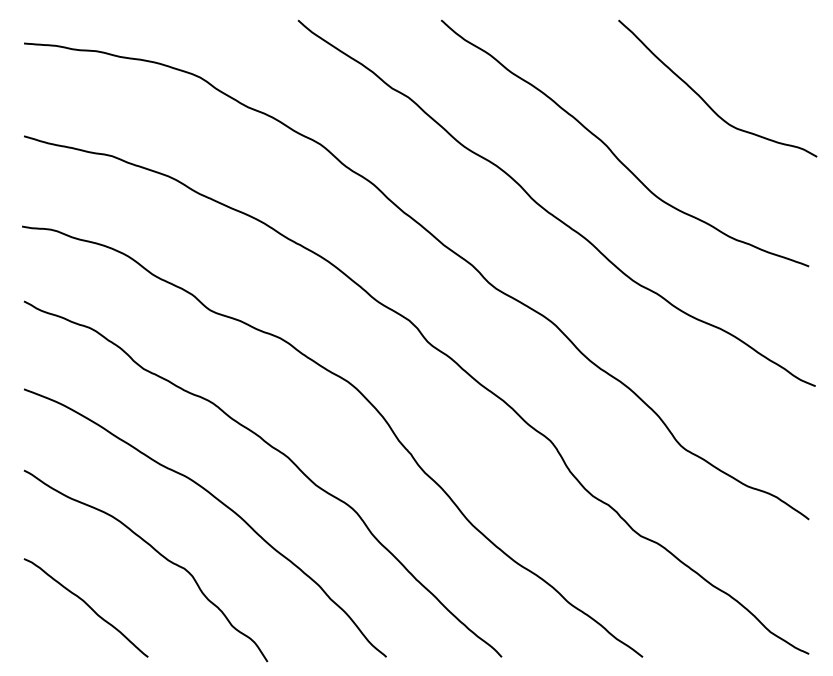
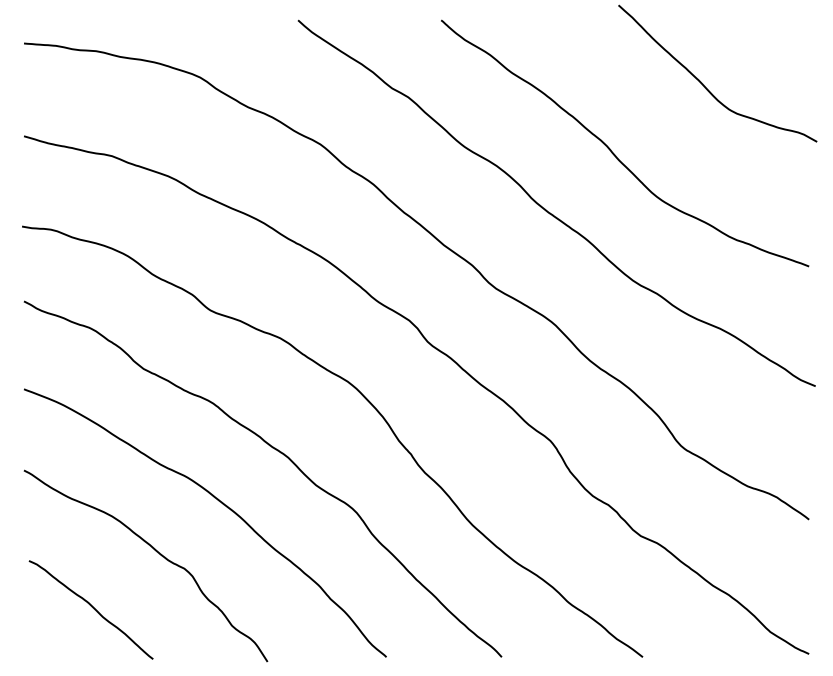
curve position: (703, 98) -> (703, 83) (703, 83)
curve position: (86, 605) -> (91, 607) (91, 607)
